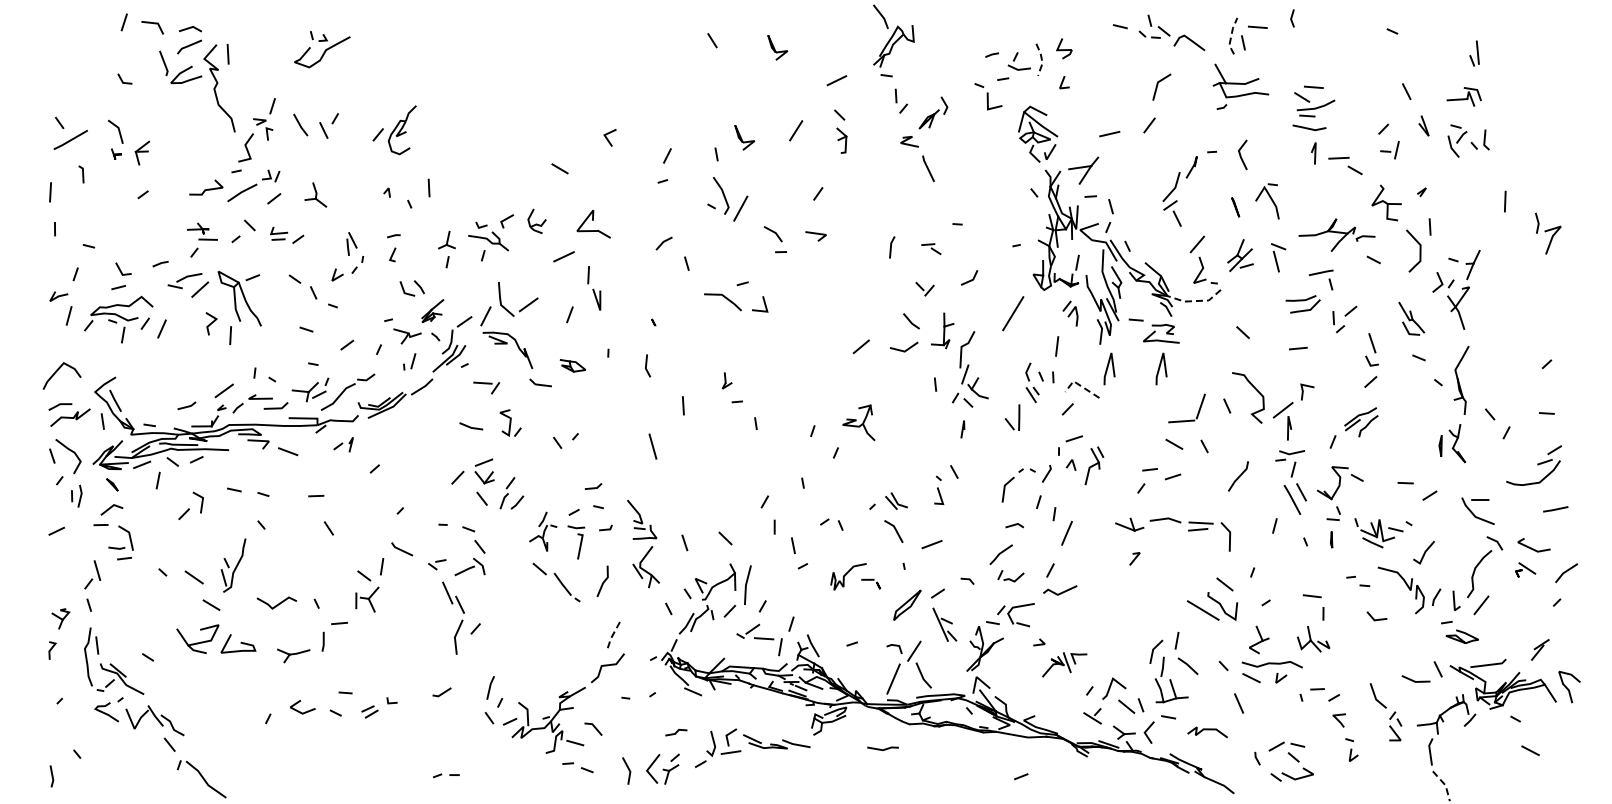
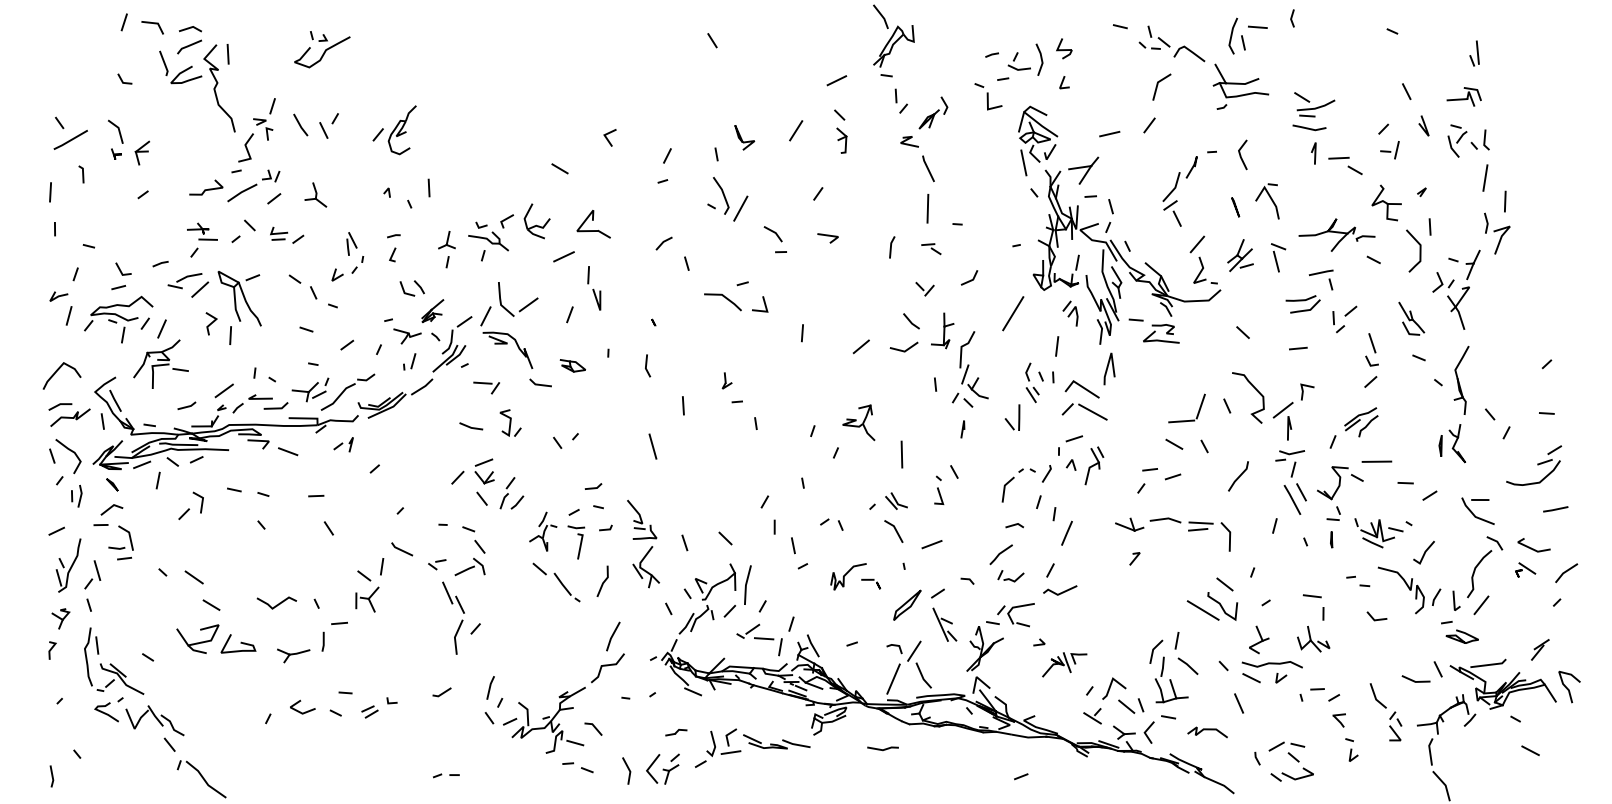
part position: (1171, 32) -> (1171, 43) (1171, 43)
line: dashed -> solid (1231, 35)
part: present -> none (777, 47)
line: dashed -> solid (1042, 60)
line: present -> none (1313, 86)
line: none -> present (1023, 162)
line: none -> present (1485, 177)
line: none -> present (927, 208)
part size: 20x26 px -> 28x37 px (536, 221)
part position: (1548, 233) -> (1497, 233) (1497, 233)
line position: (815, 234) -> (827, 236) (827, 236)
line: dashed -> solid (1196, 301)
line: none -> present (802, 333)
part: none -> present (160, 363)
line: present -> none (1160, 368)
line: dashed -> solid (1080, 385)
line: none -> present (1092, 411)
line: none -> present (901, 454)
line: none -> present (1376, 461)
part position: (233, 565) -> (68, 565) (68, 565)
line: dashed -> solid (611, 636)
line: dashed -> solid (1445, 784)
